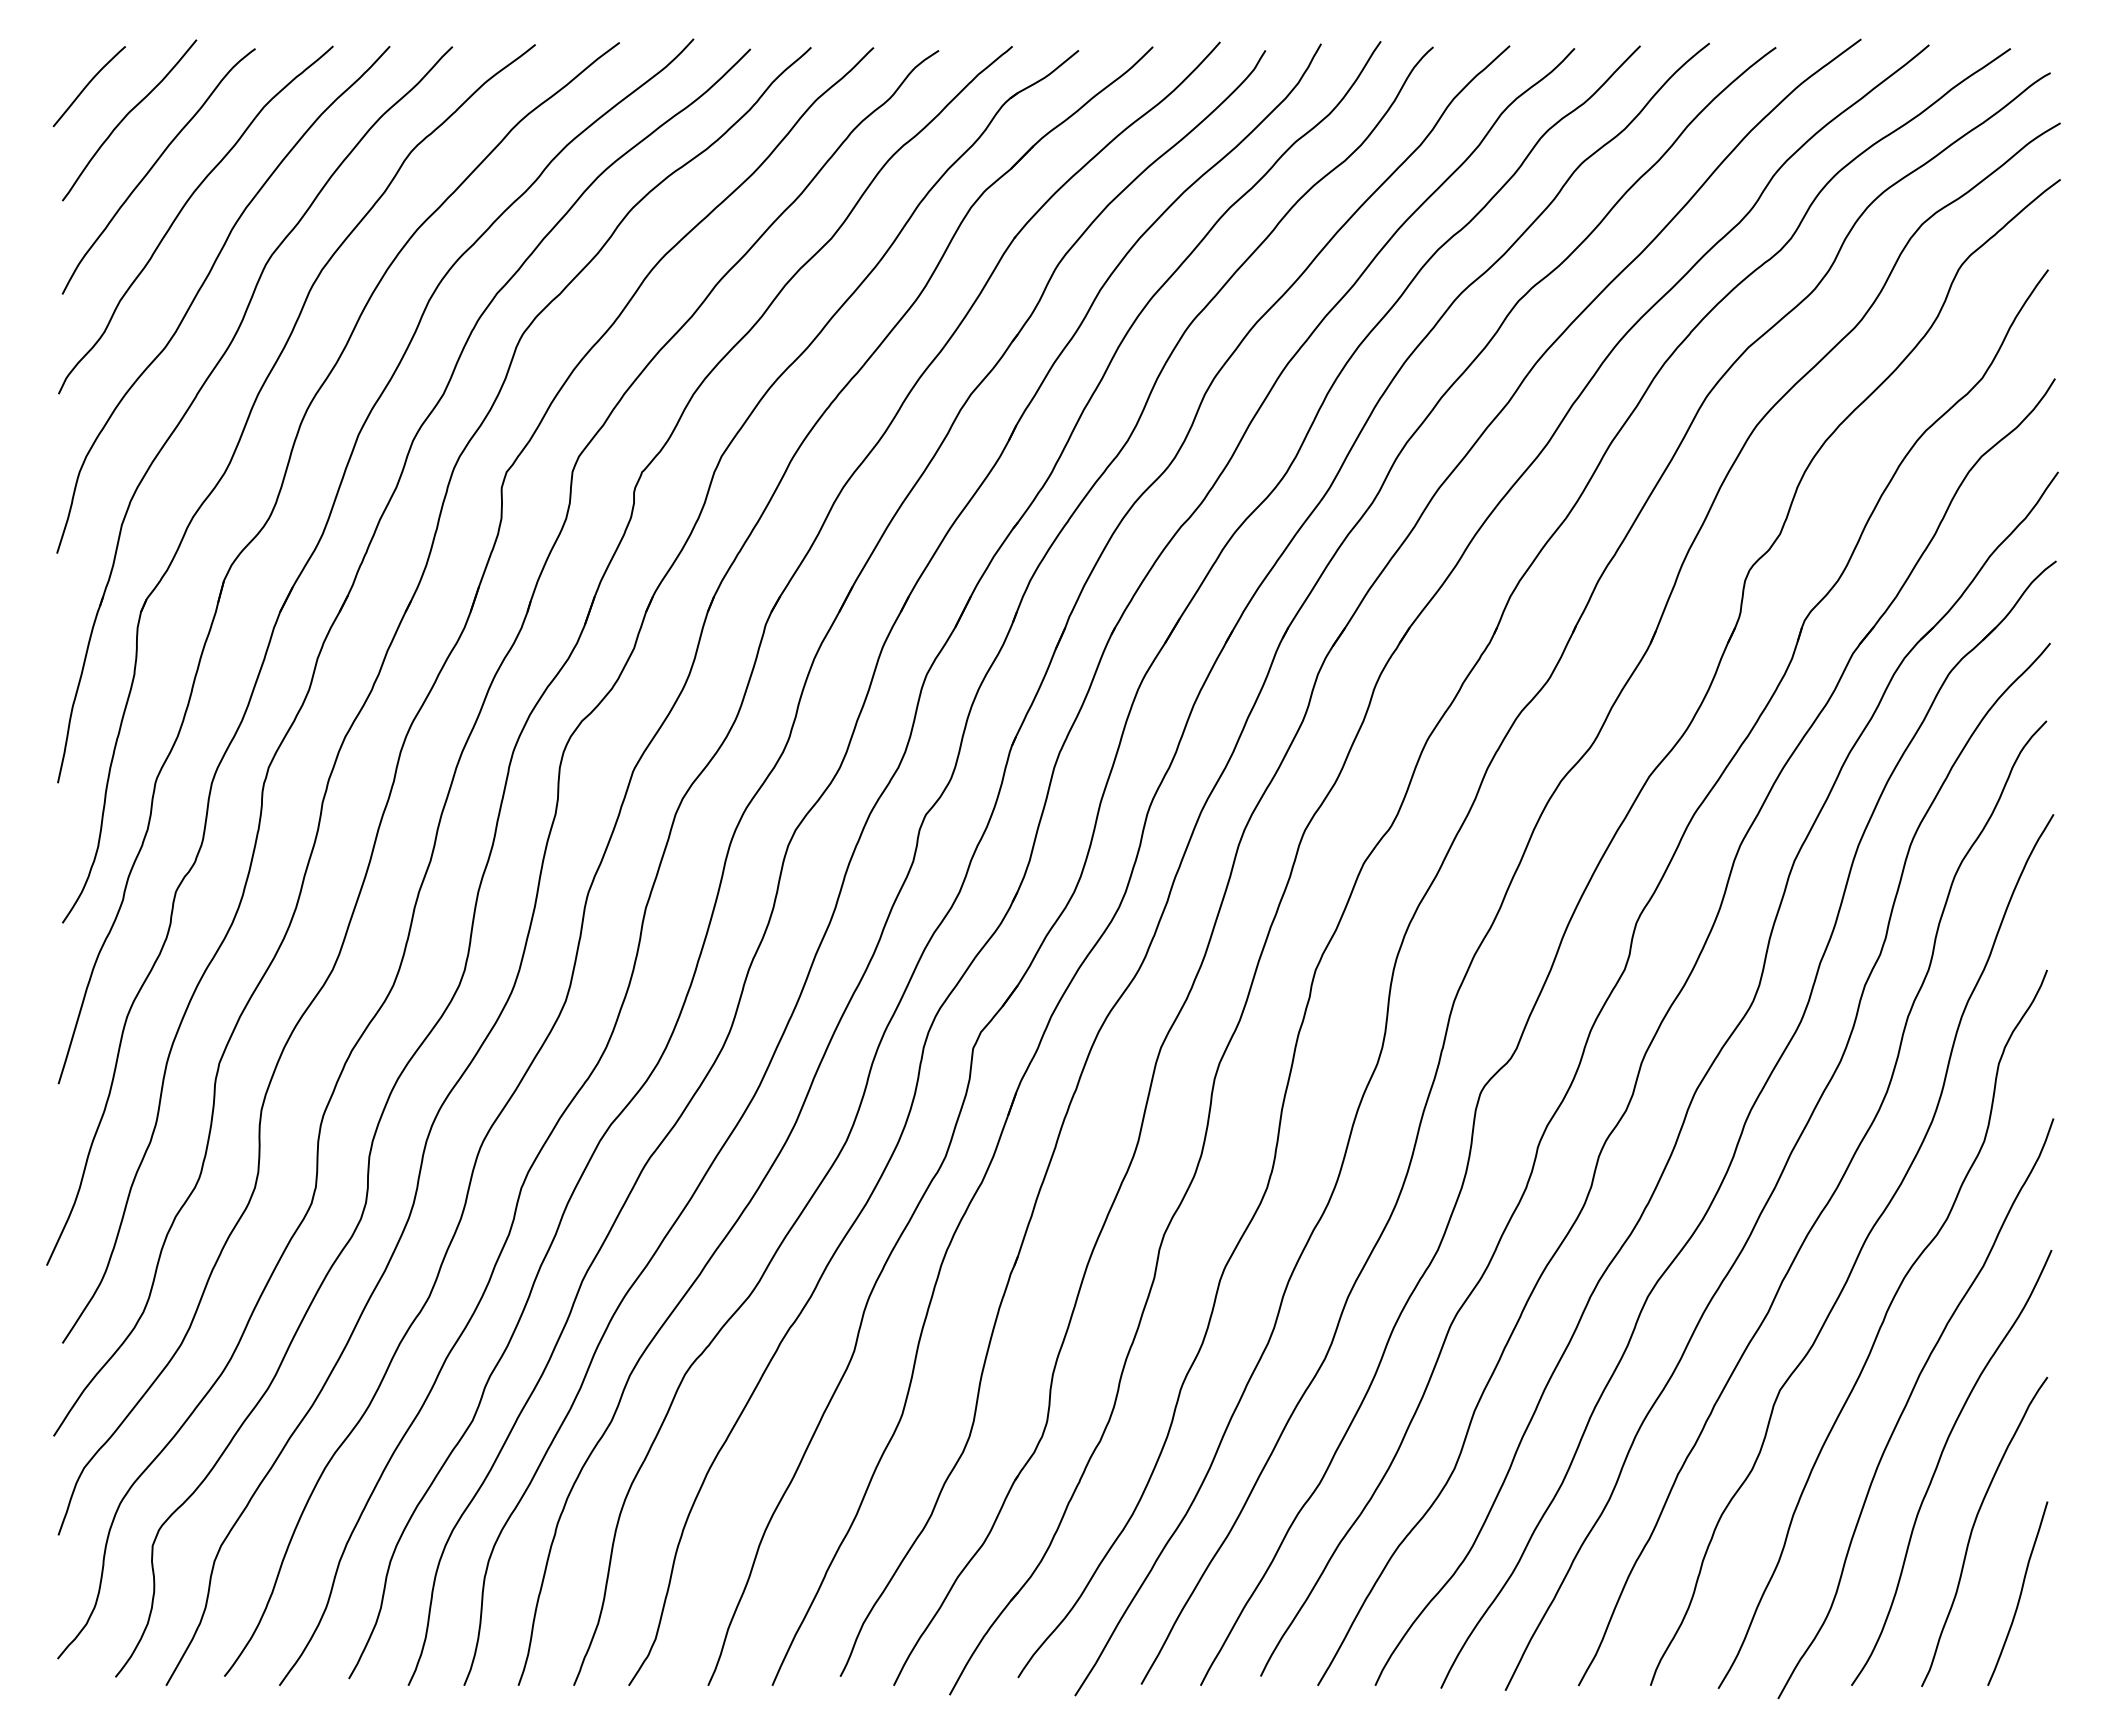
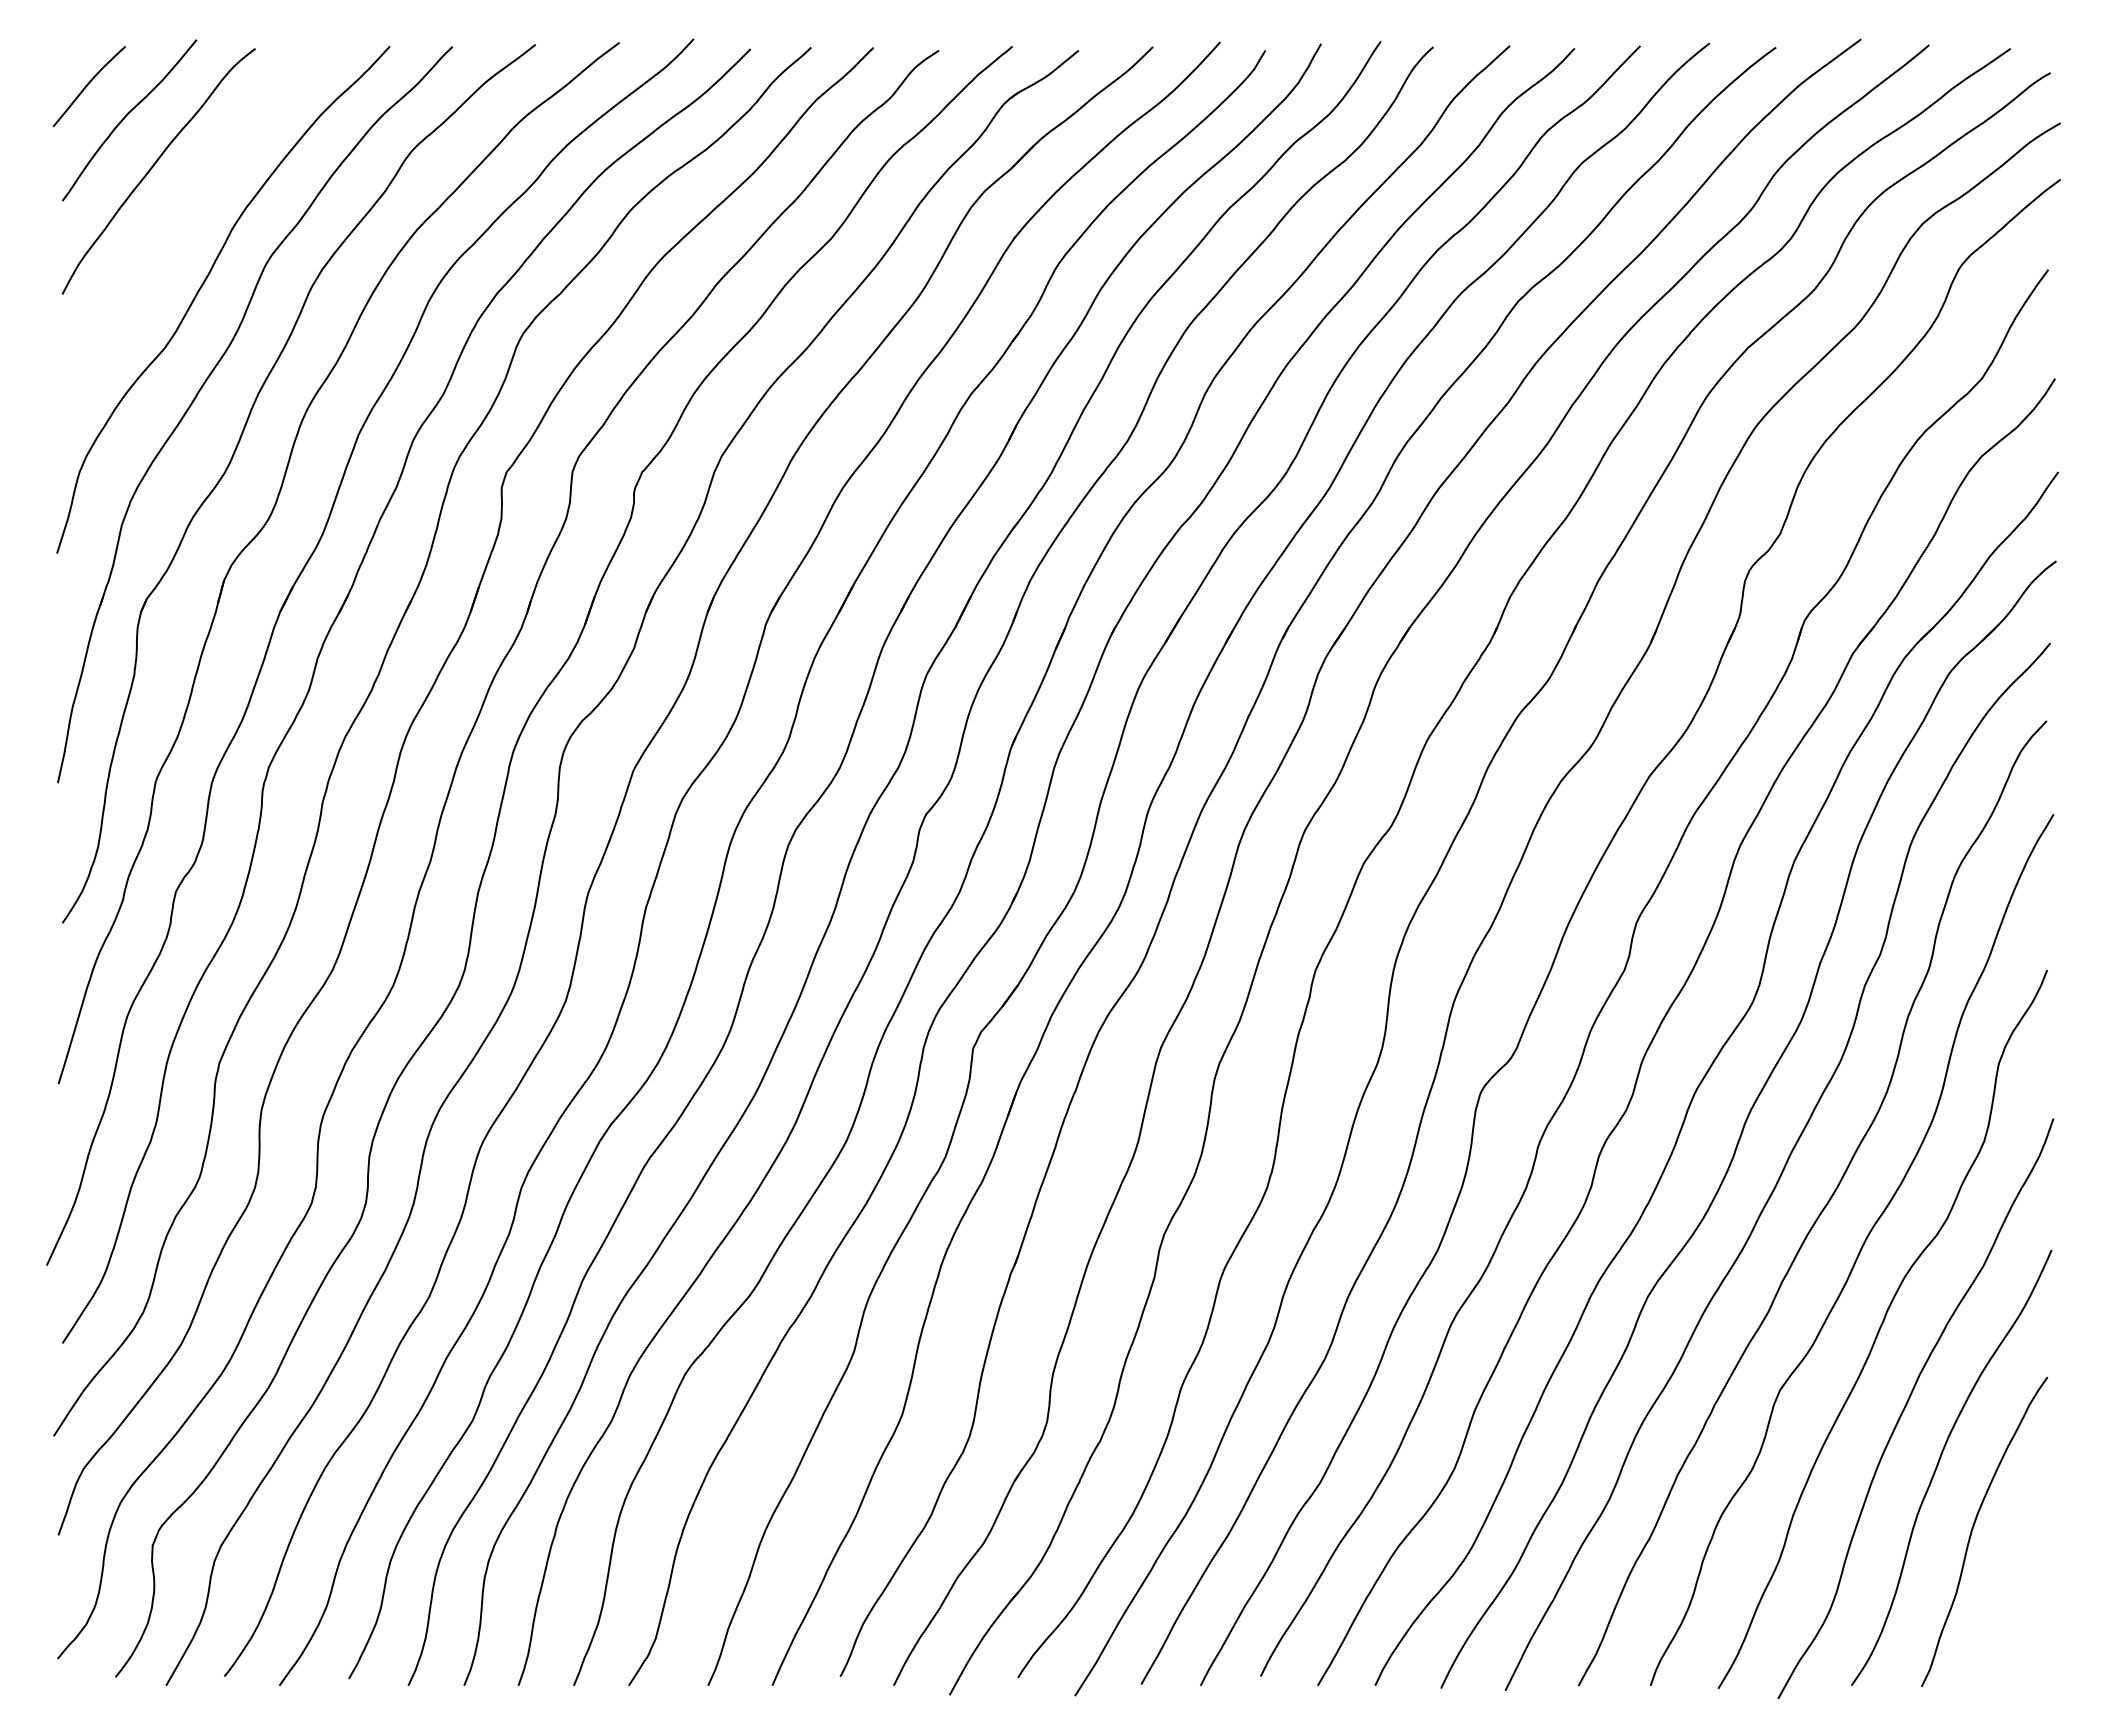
curve: present -> none (182, 210)
curve: present -> none (2019, 1594)
